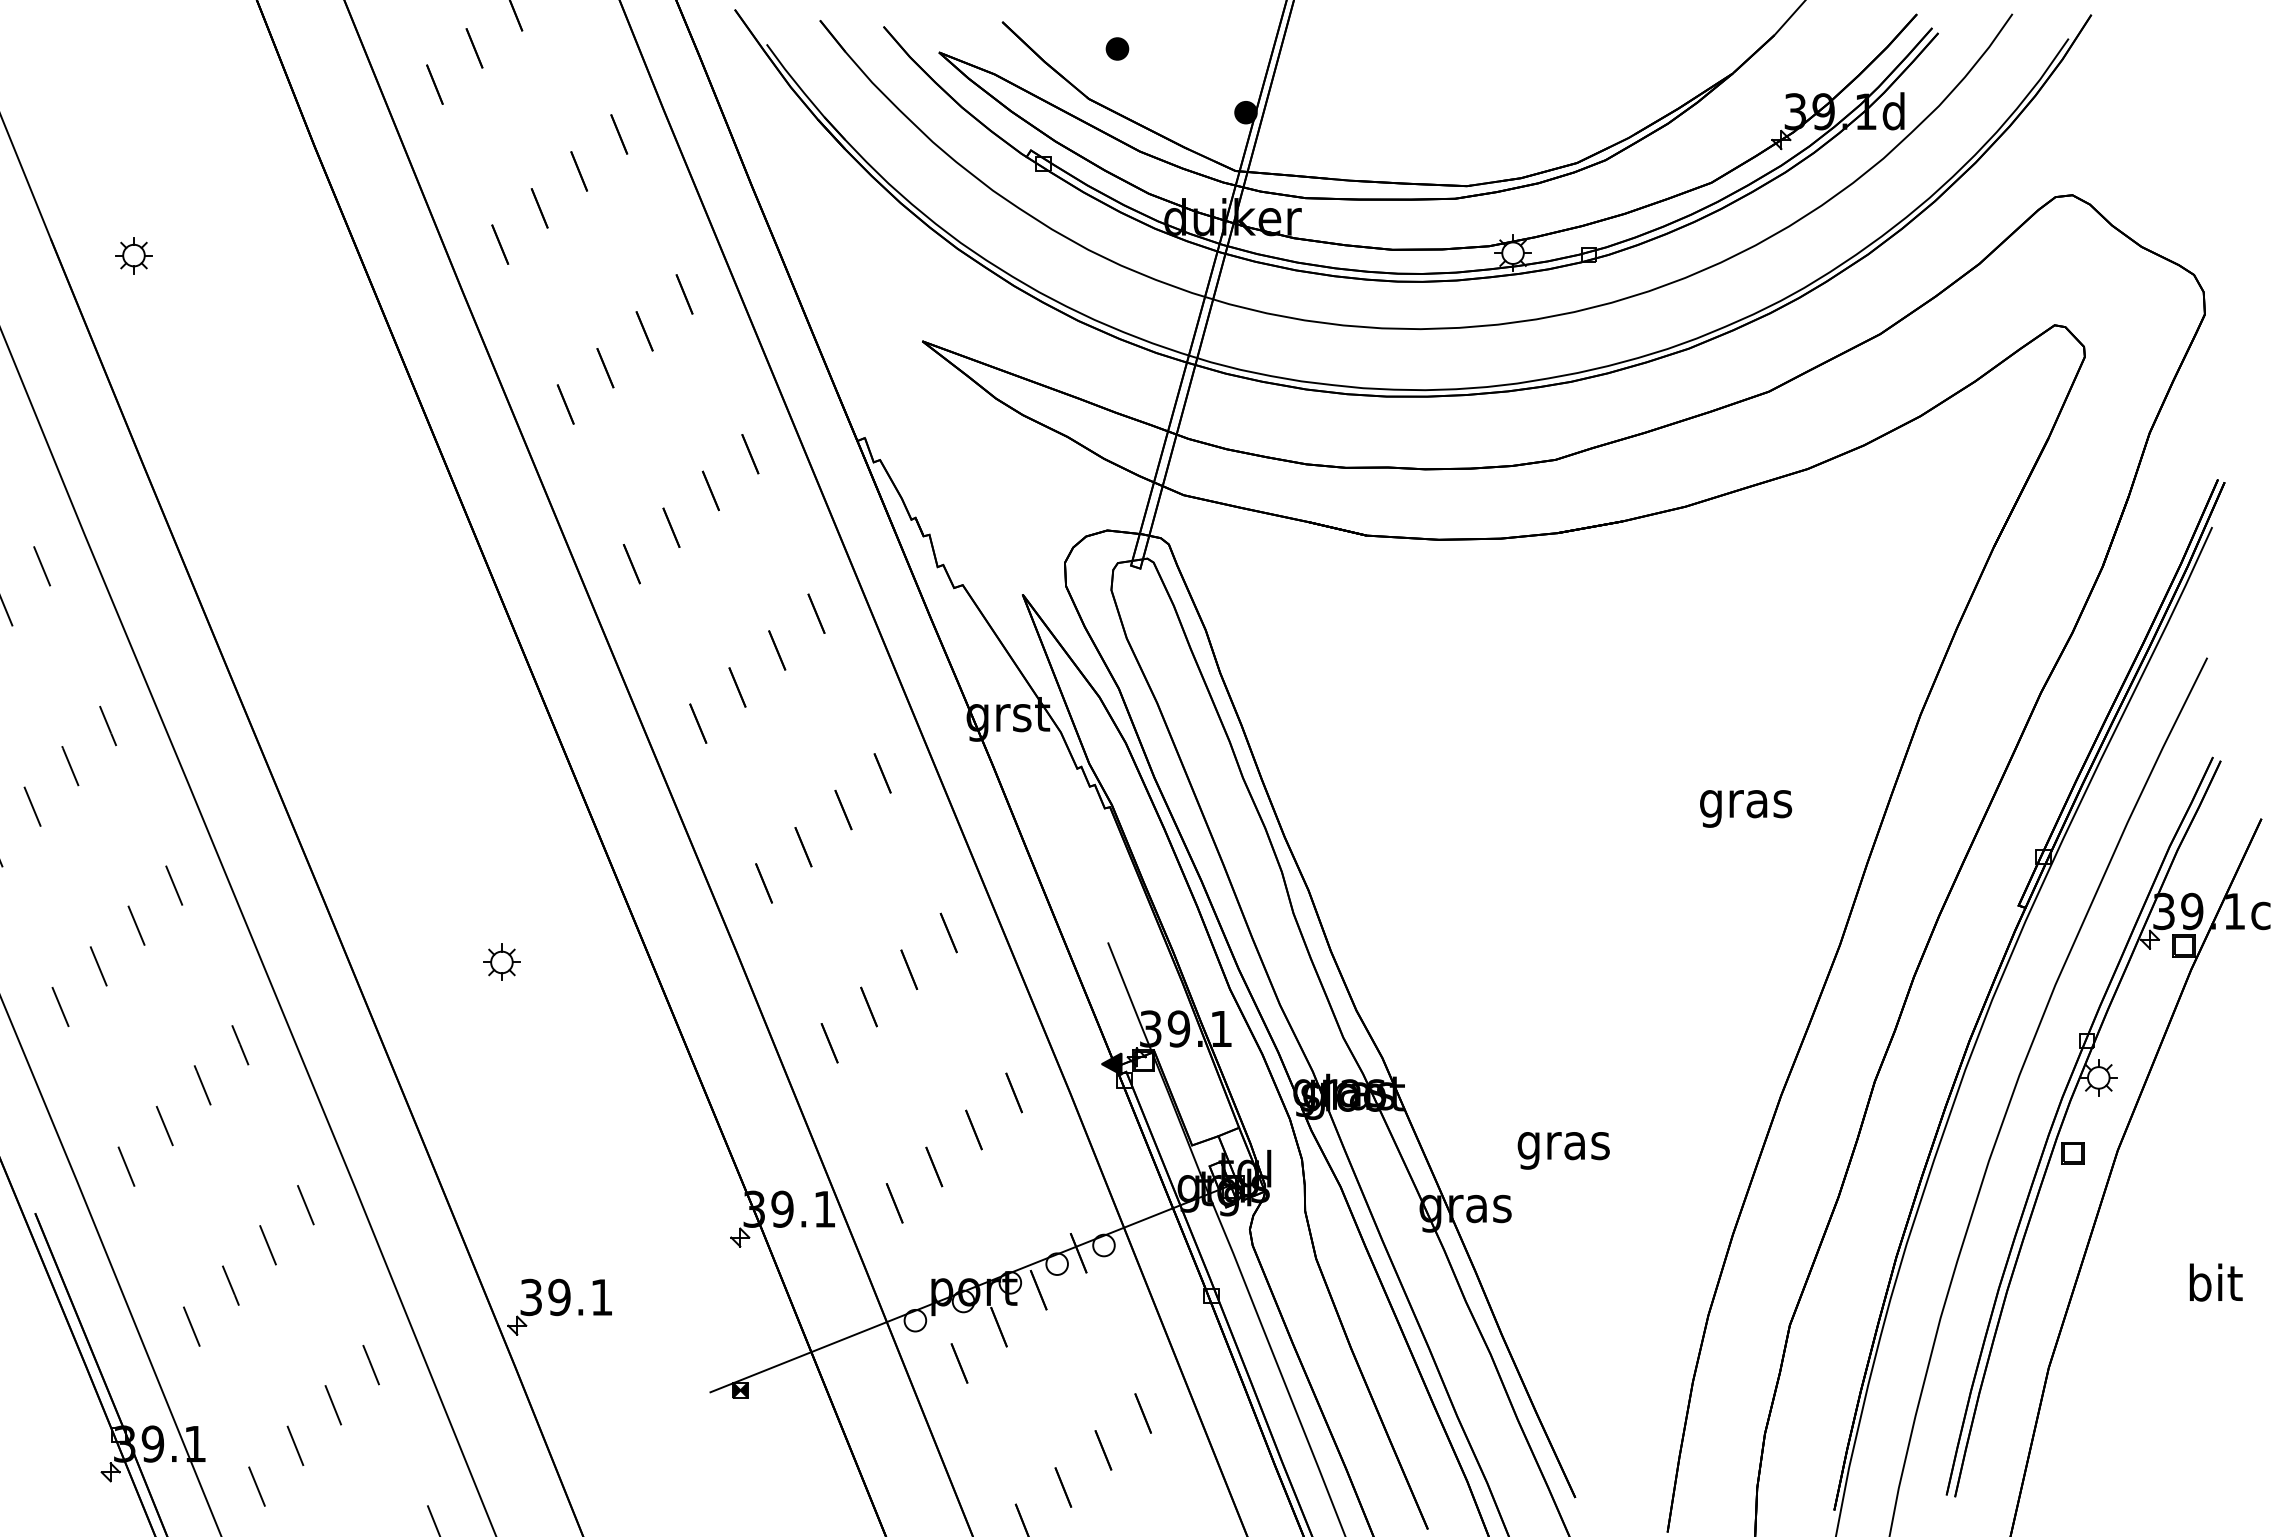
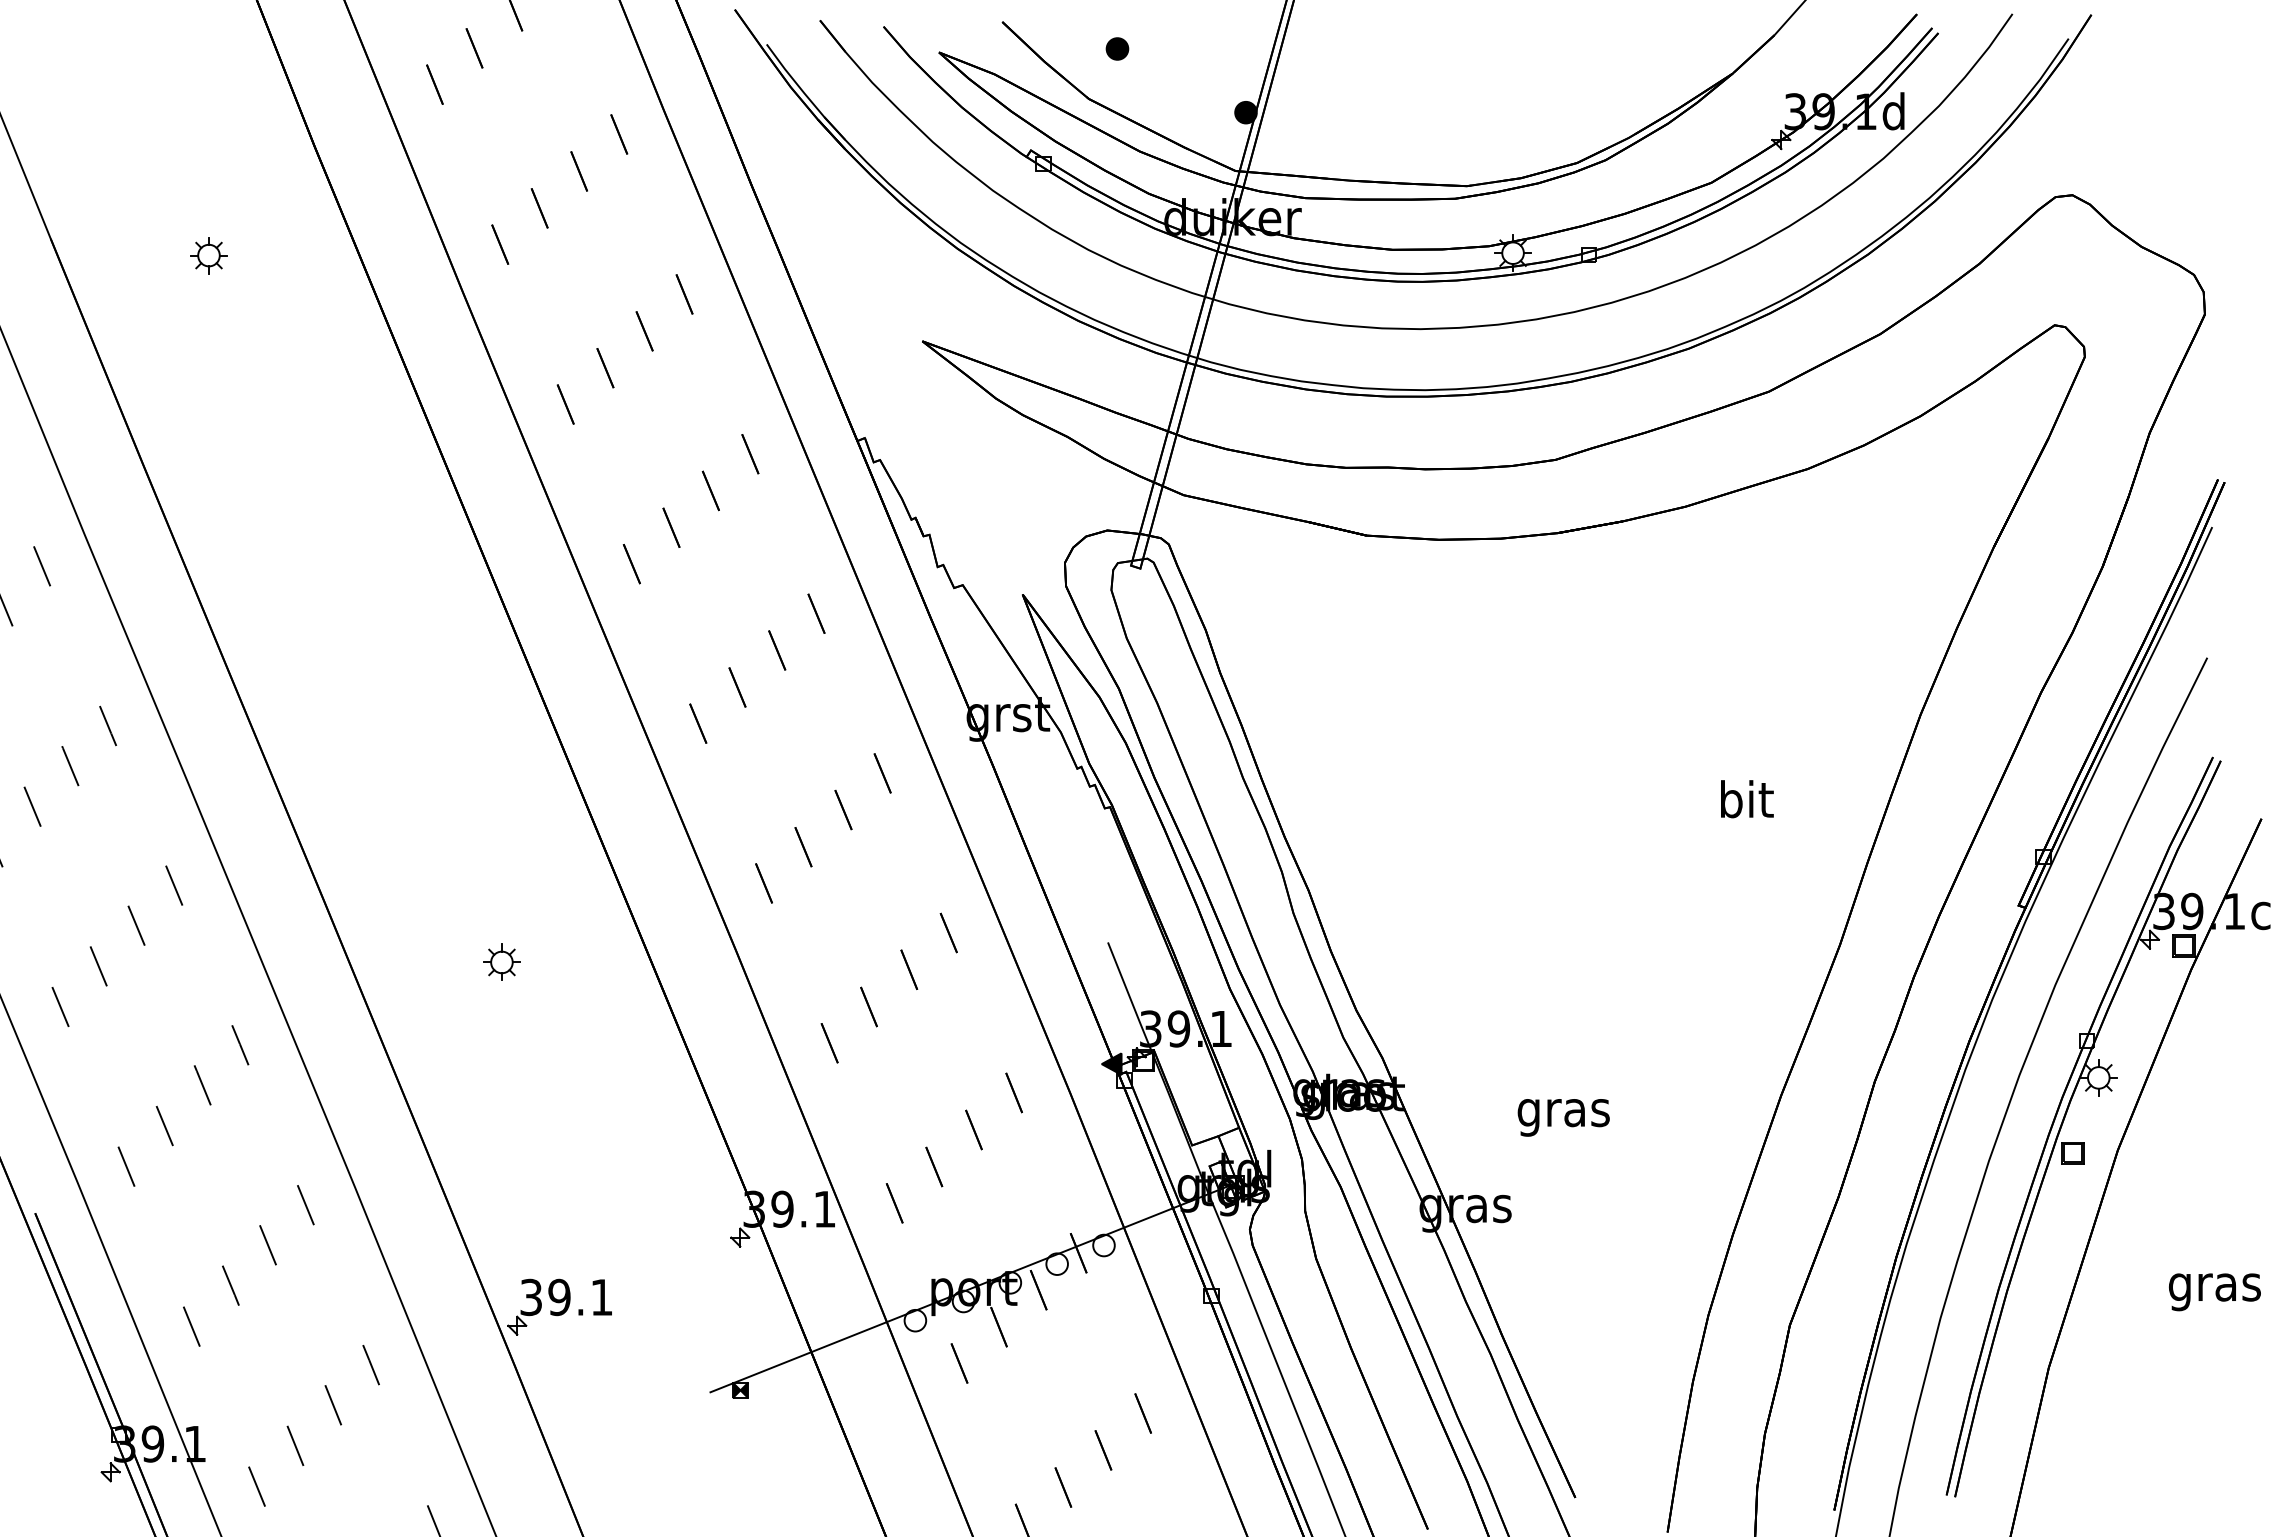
part position: (133, 255) -> (208, 255) (208, 255)
text: gras -> bit (1746, 803)
text position: (1563, 1150) -> (1563, 1117) (1563, 1117)
text: bit -> gras (2214, 1287)
